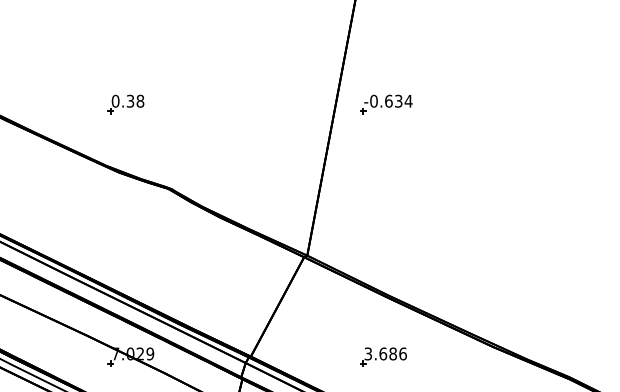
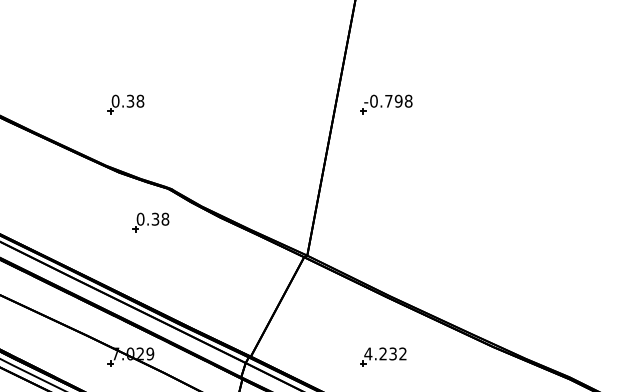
text: -0.634 -> -0.798 (398, 100)
part: none -> present (150, 222)
text: 3.686 -> 4.232 (385, 353)
